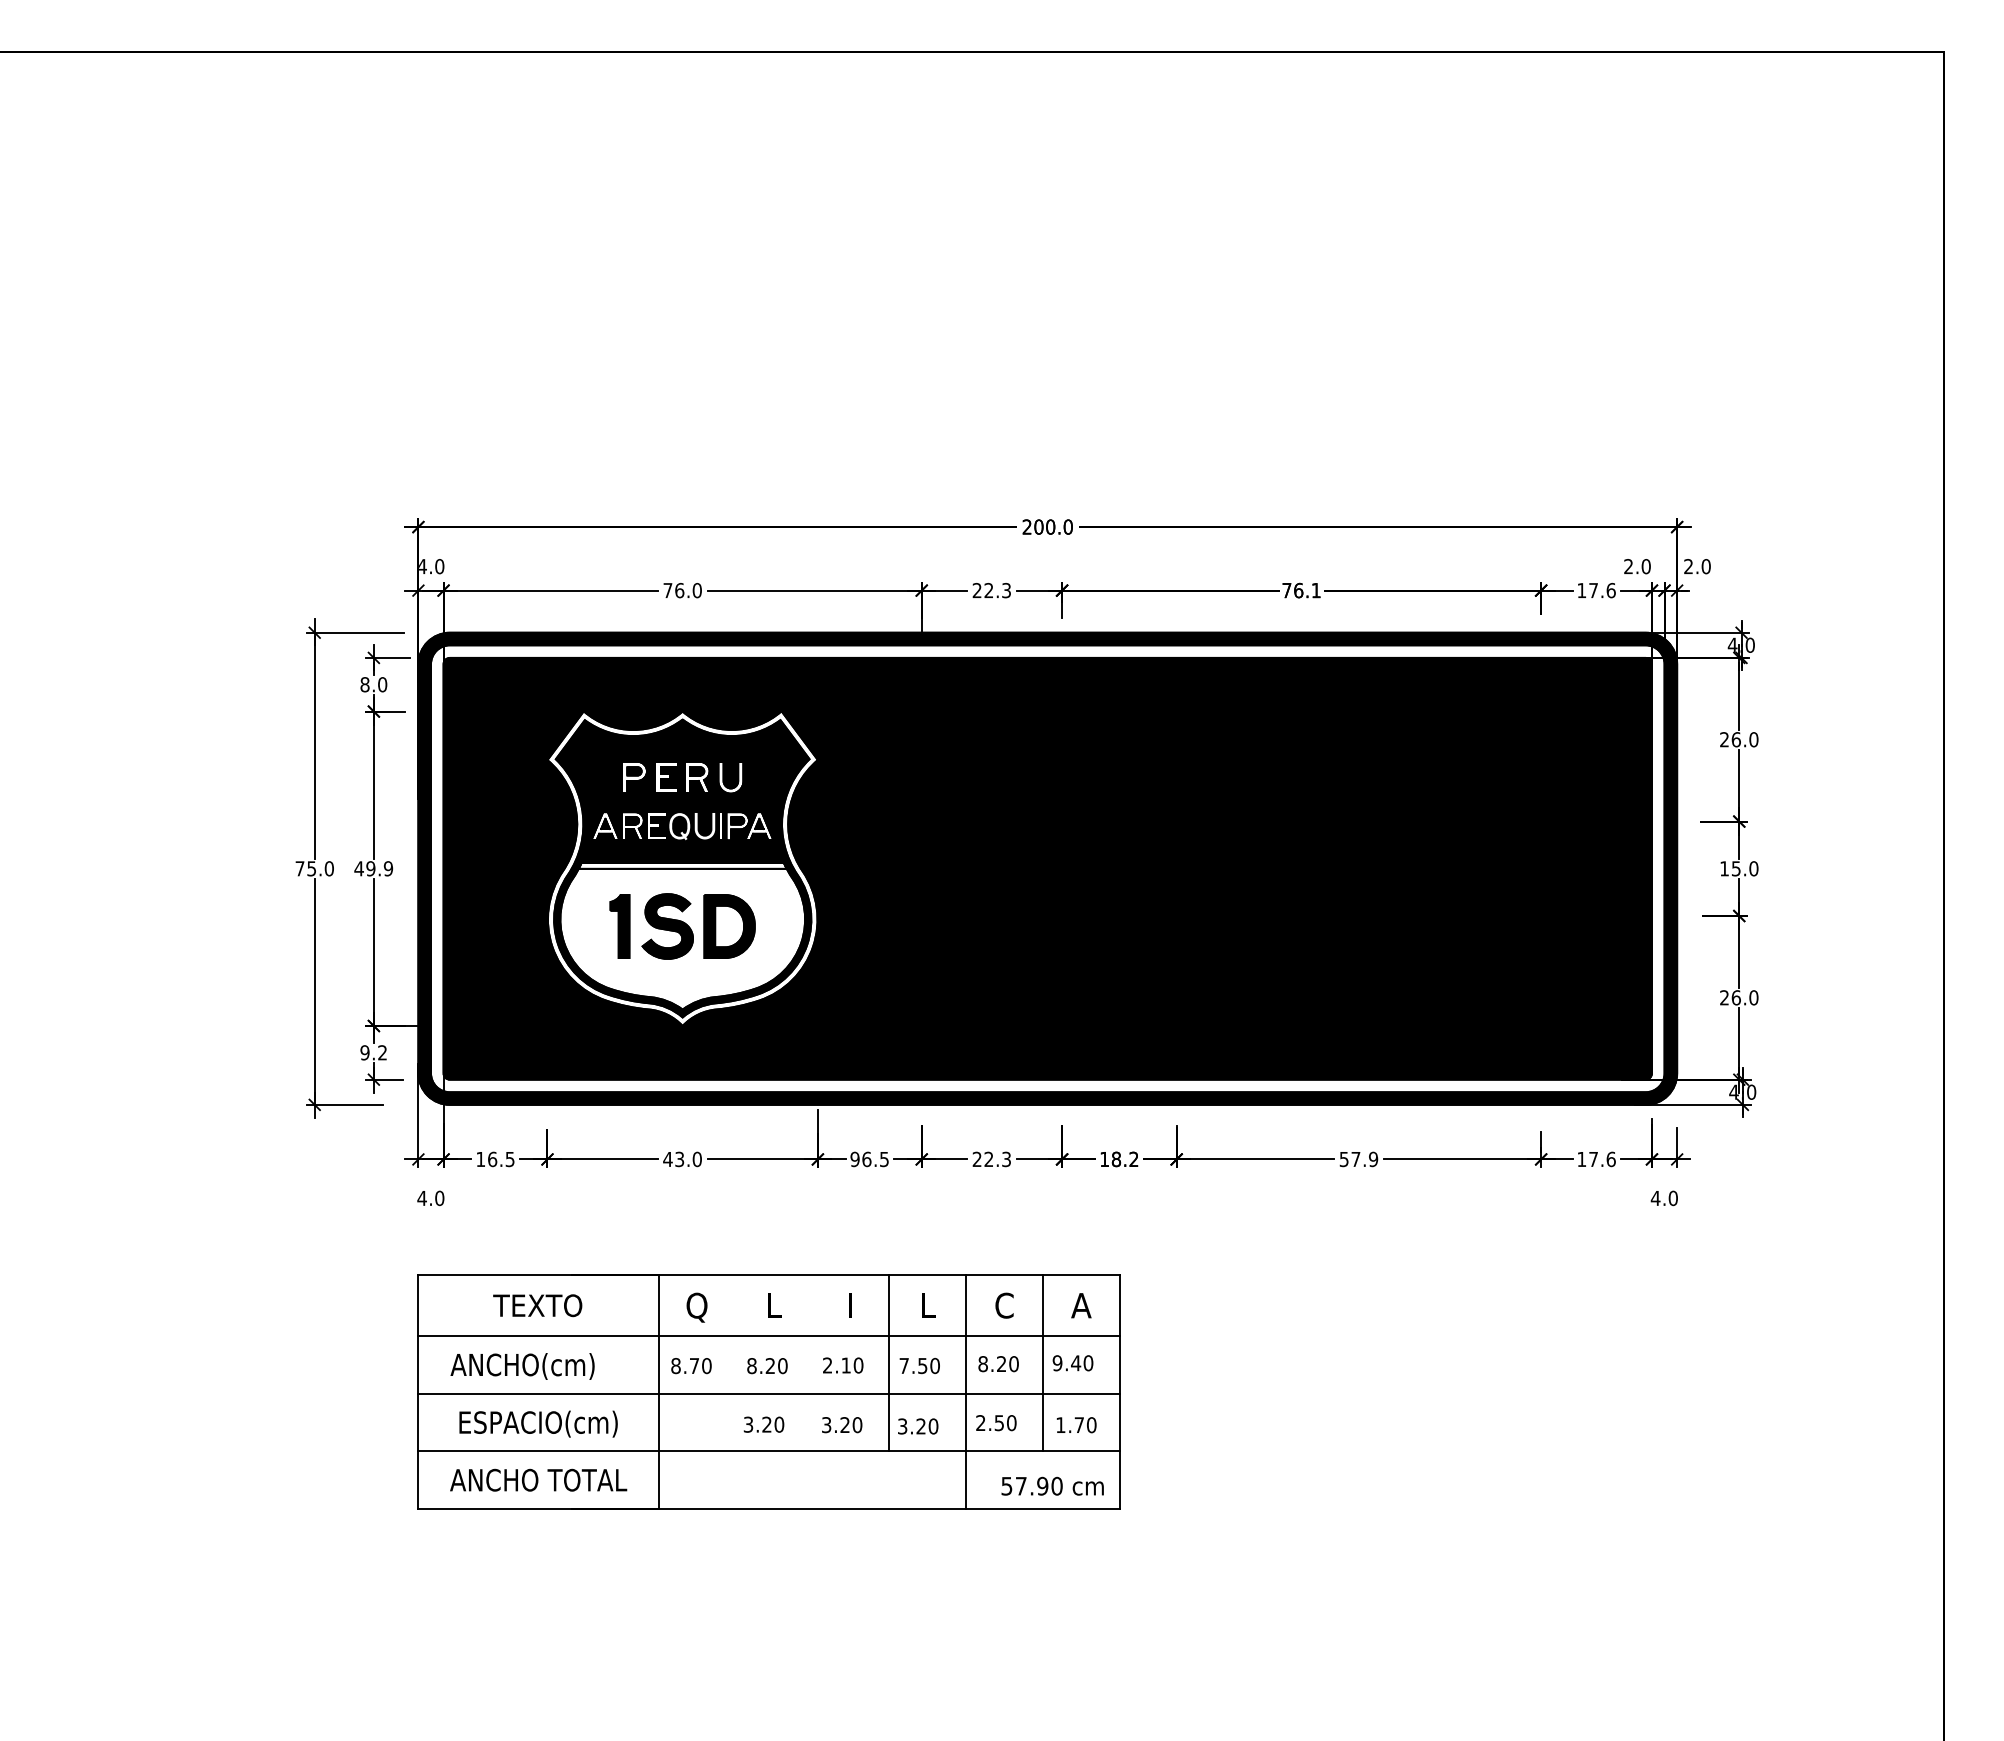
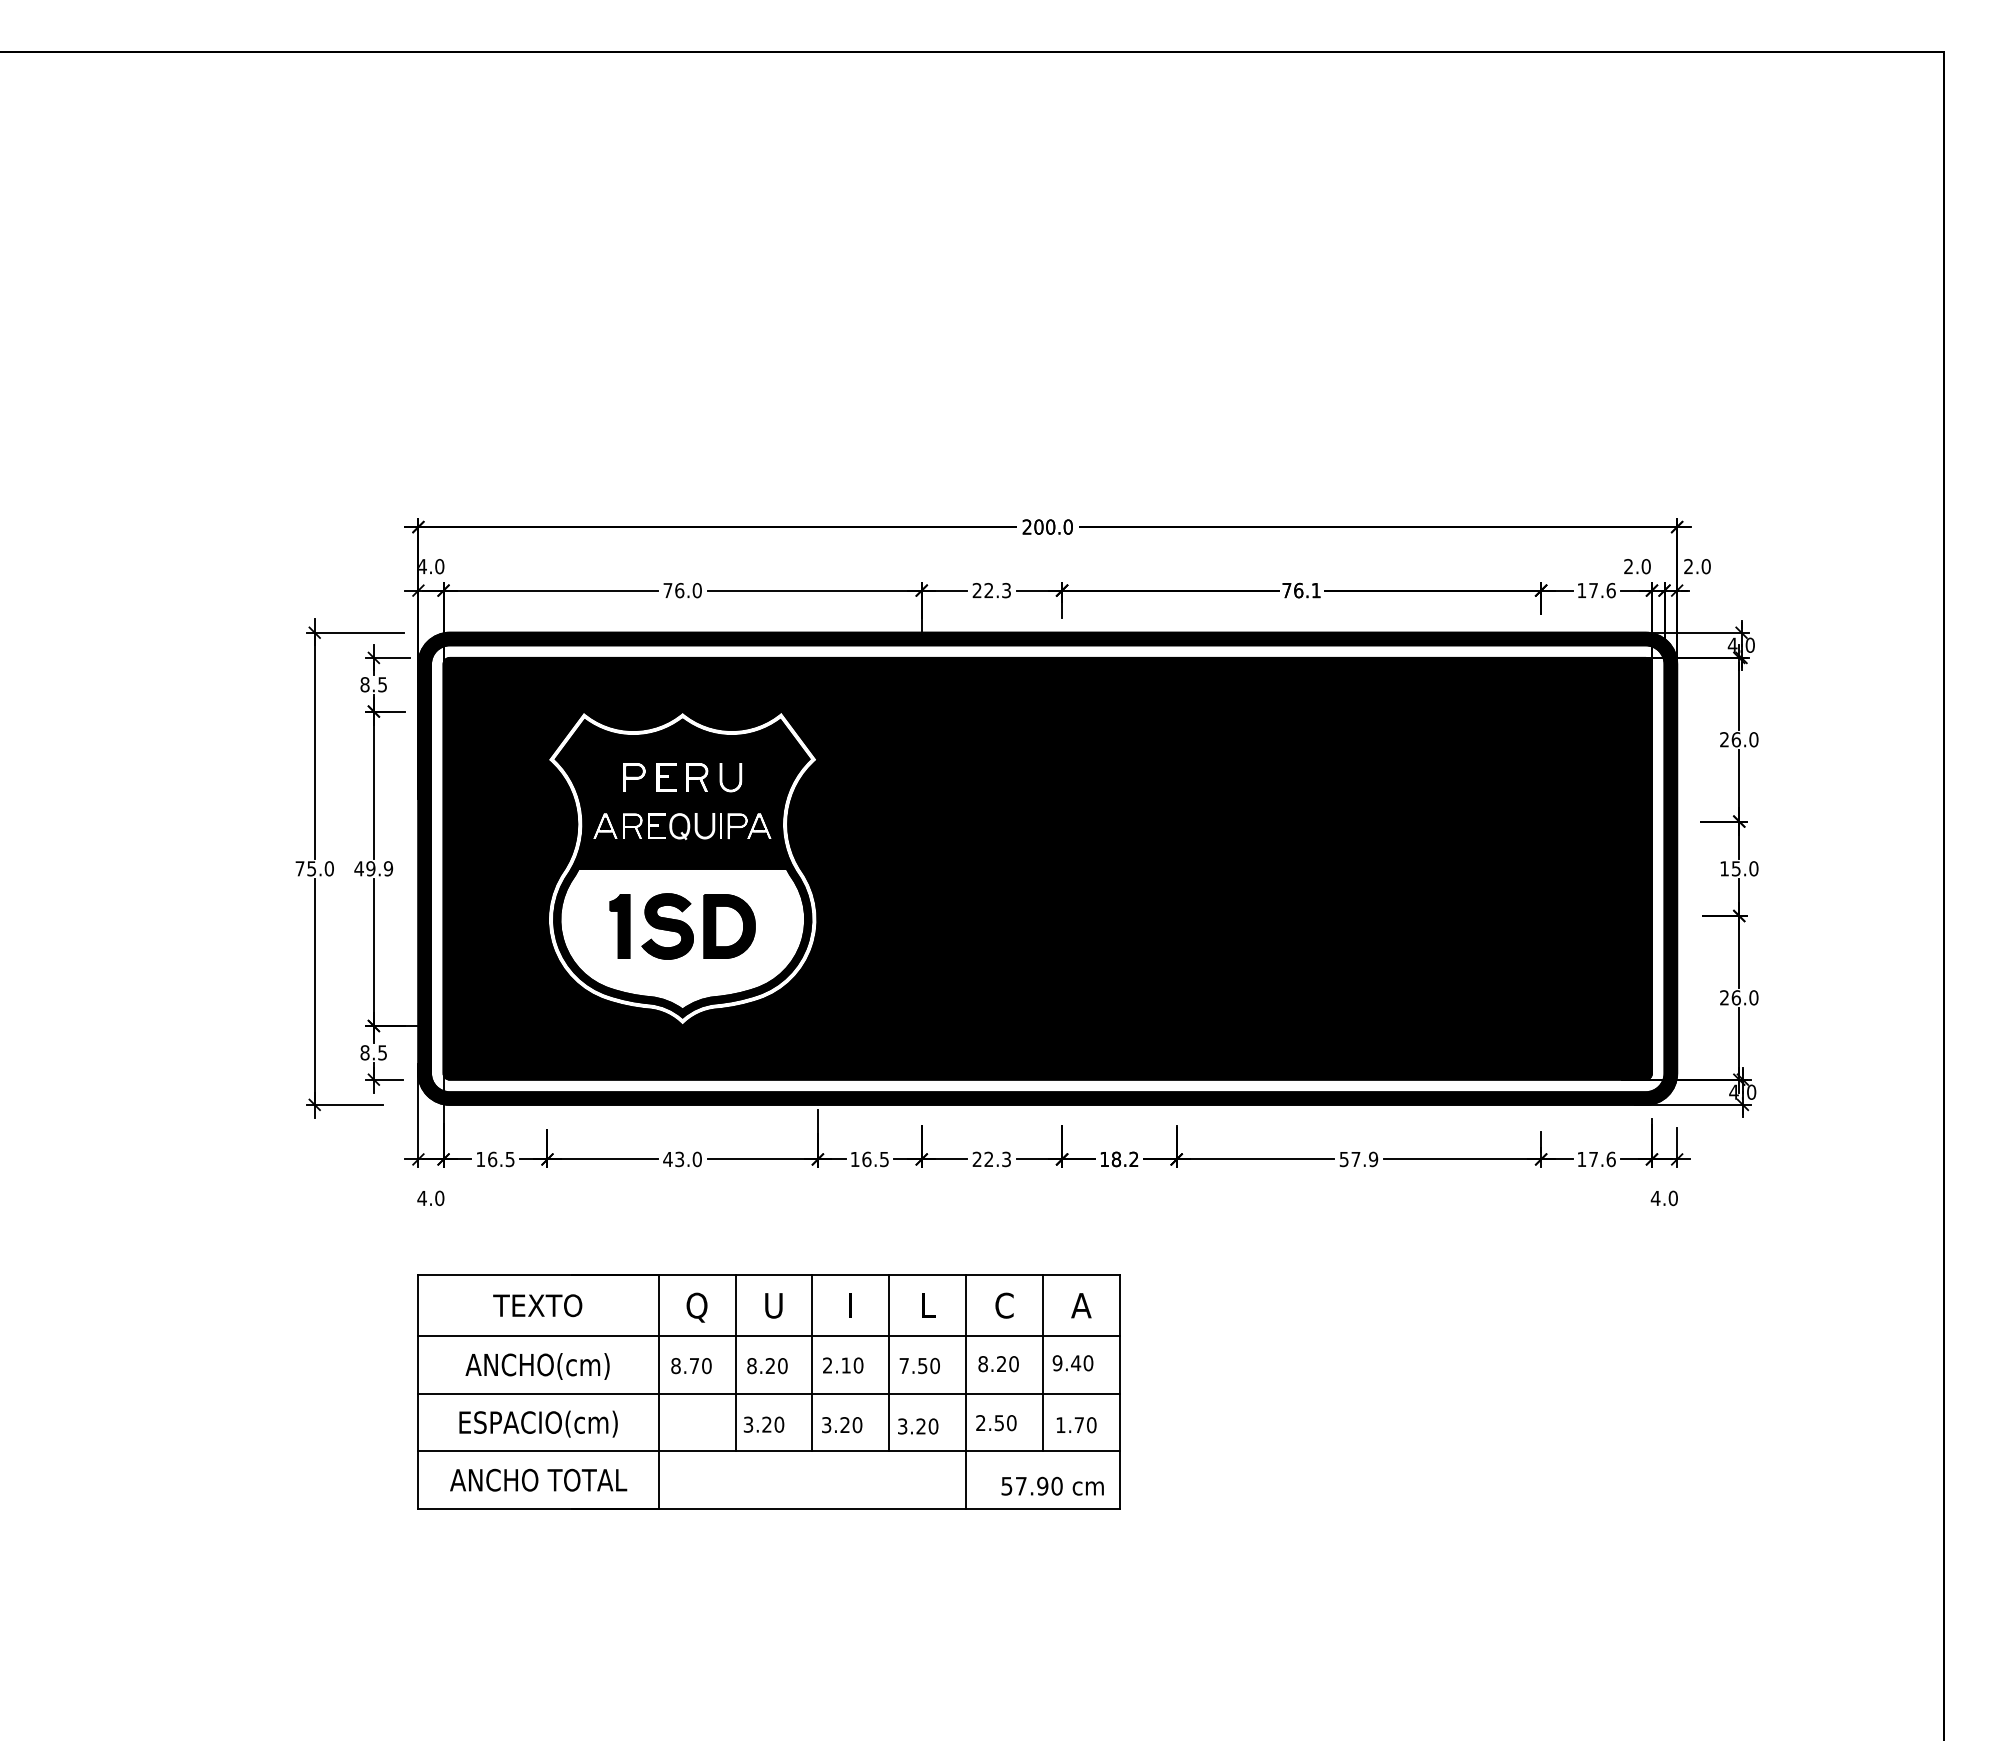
text: 8.0 -> 8.5 (382, 684)
fill: none -> present (682, 865)
text: 9.2 -> 8.5 (373, 1052)
text: 96.5 -> 16.5 (854, 1159)
text: L -> U (773, 1305)
line: none -> present (735, 1363)
line: none -> present (812, 1363)
text position: (522, 1366) -> (537, 1366) (537, 1366)
